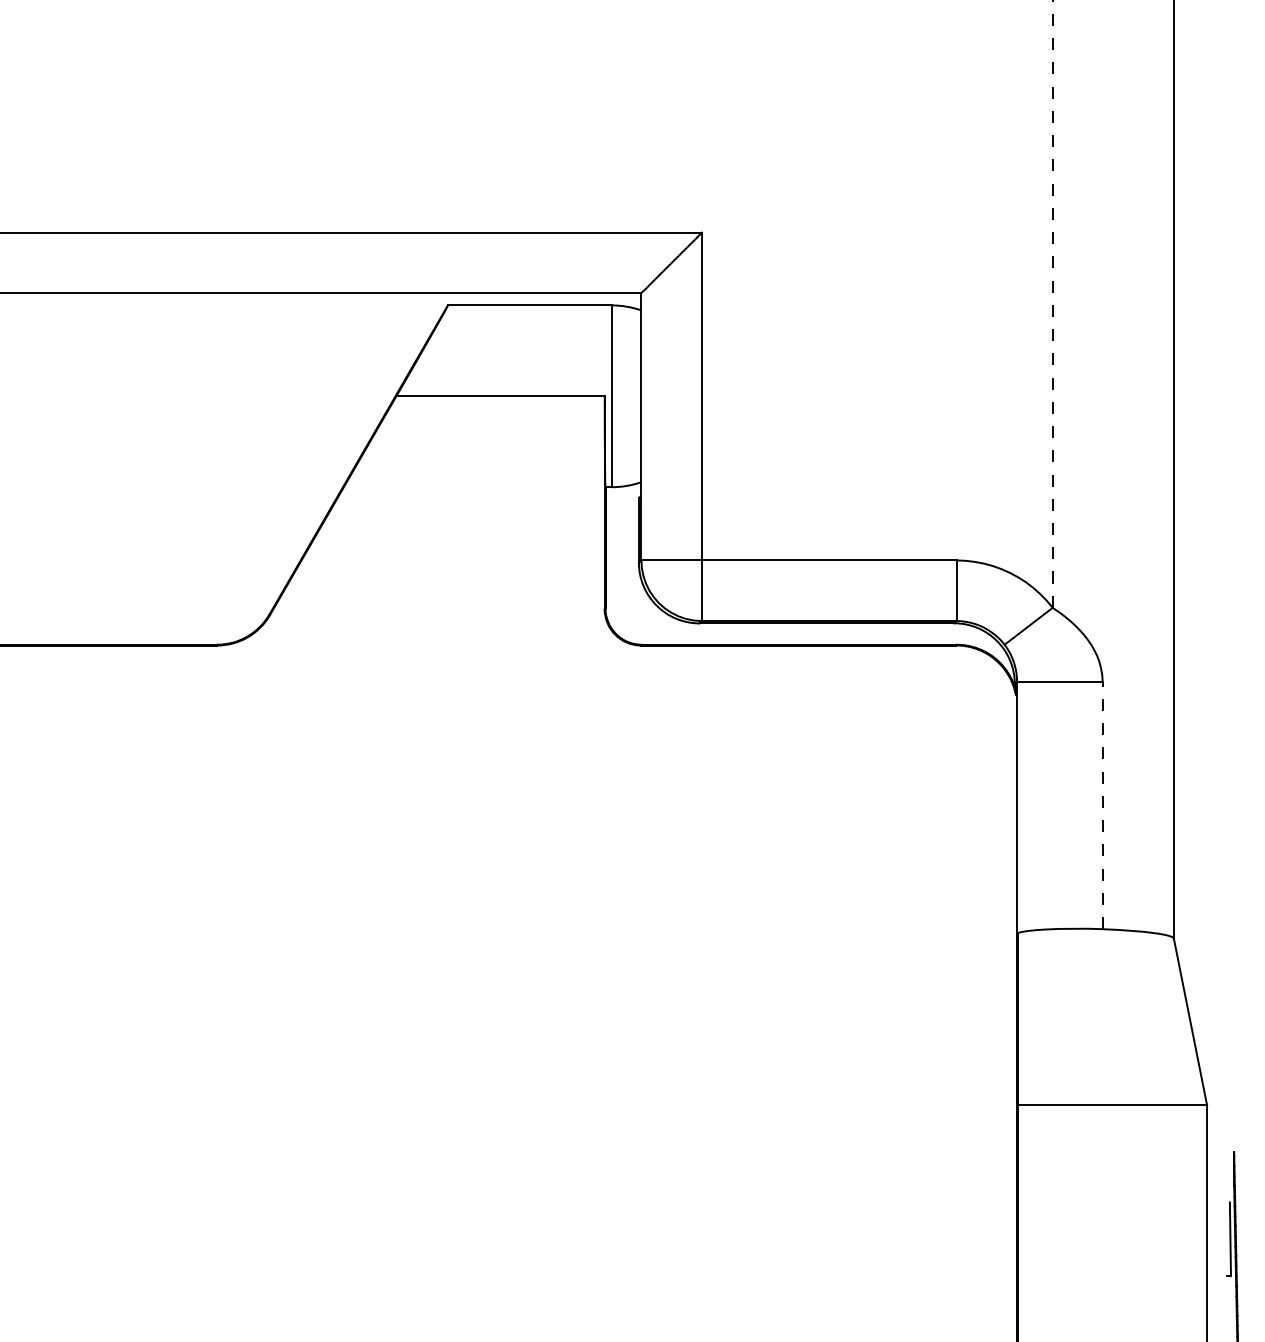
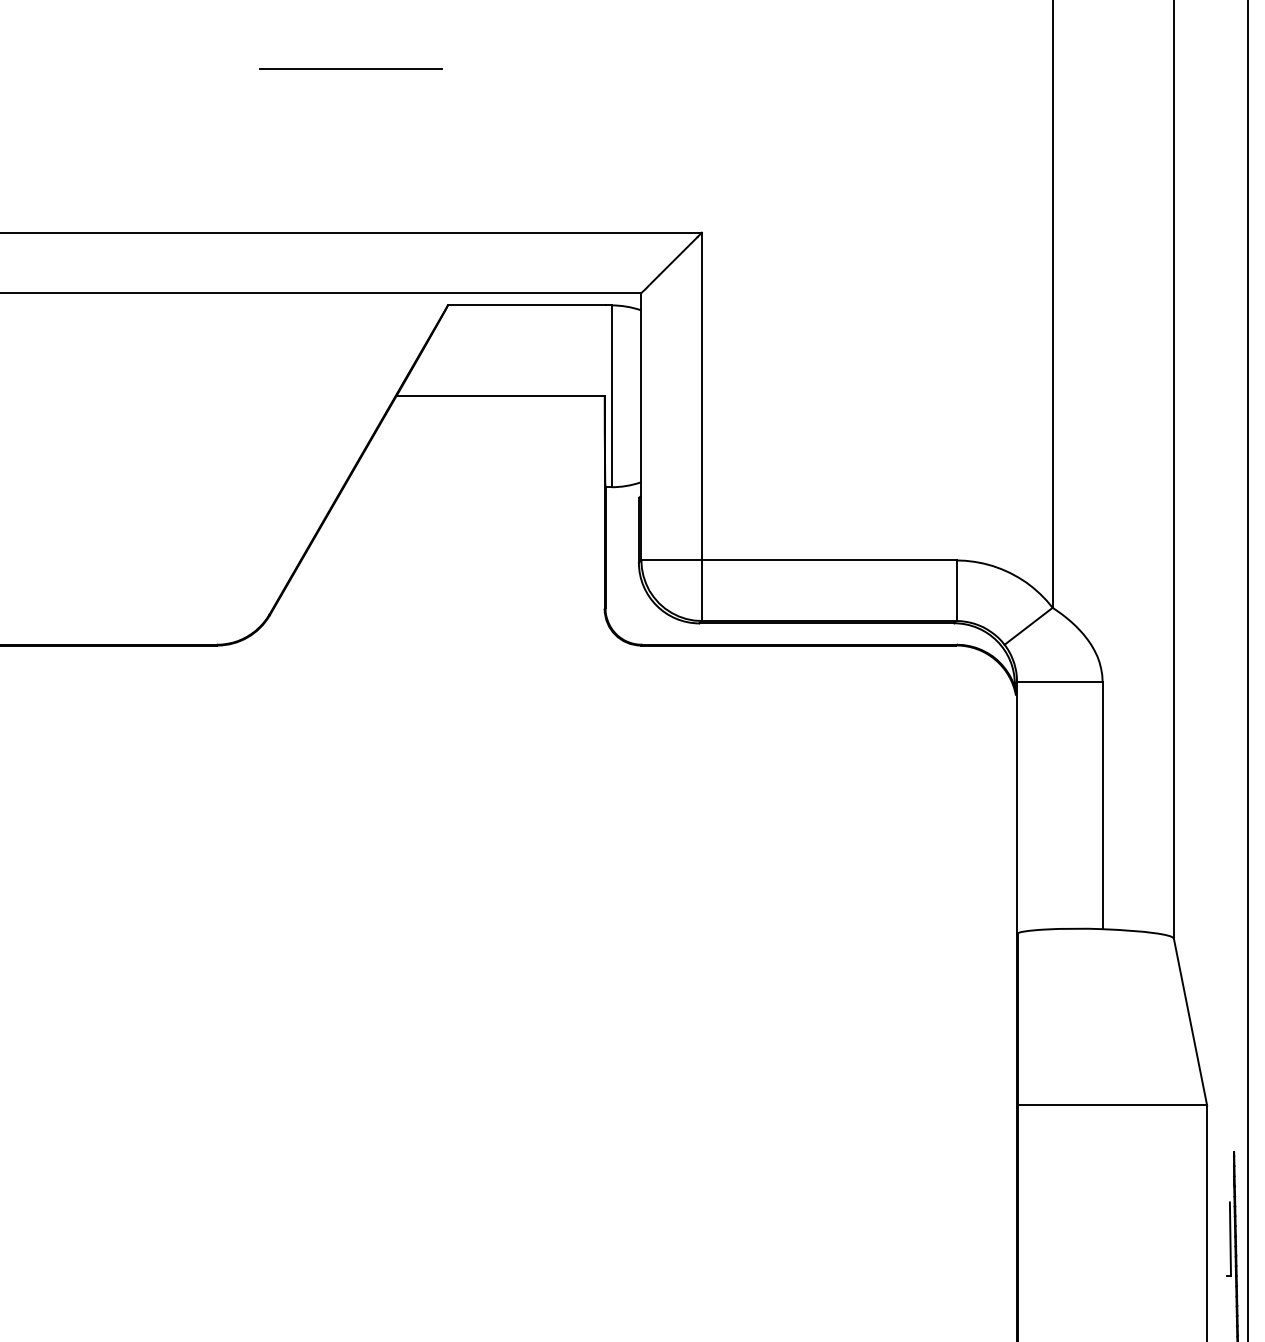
line: none -> present (350, 68)
line: dashed -> solid (1052, 303)
line: none -> present (1247, 670)
line: dashed -> solid (1102, 805)
